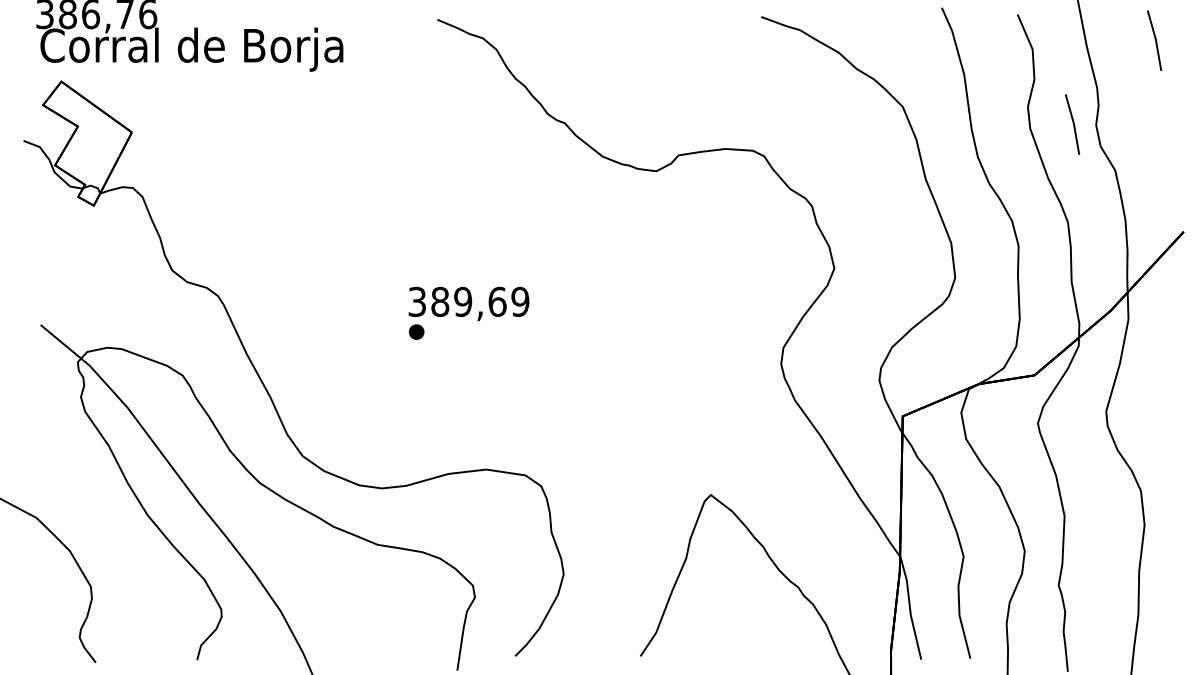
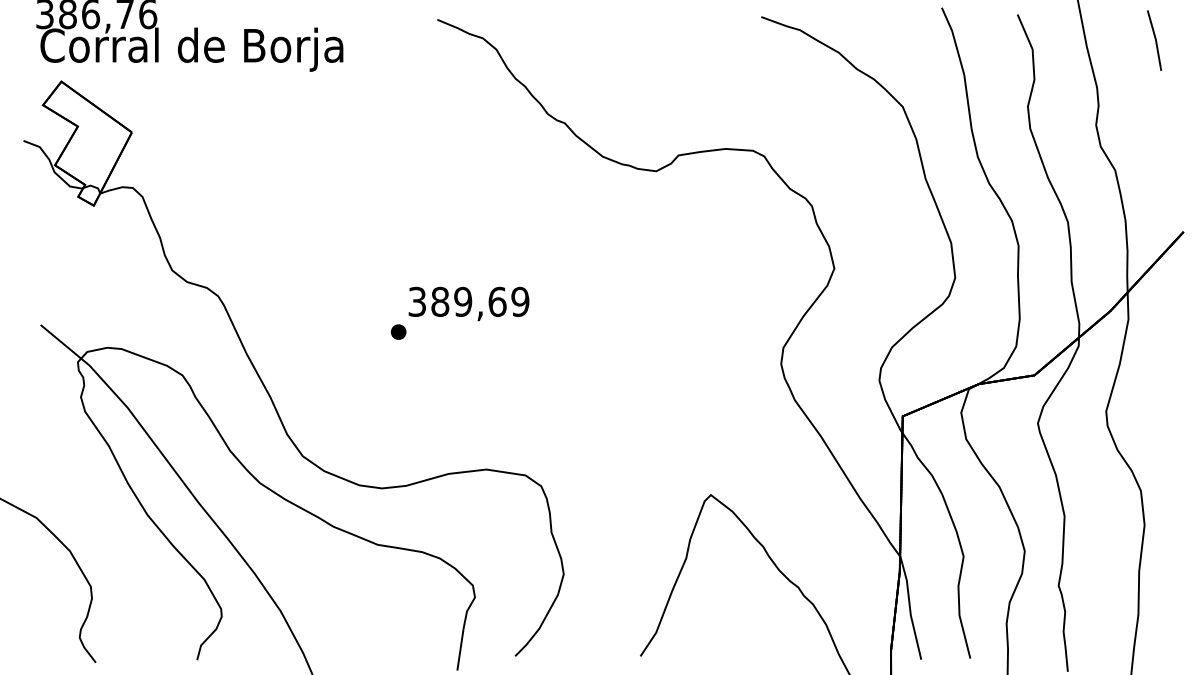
part: present -> none (1072, 124)
part position: (416, 331) -> (398, 331) (398, 331)
